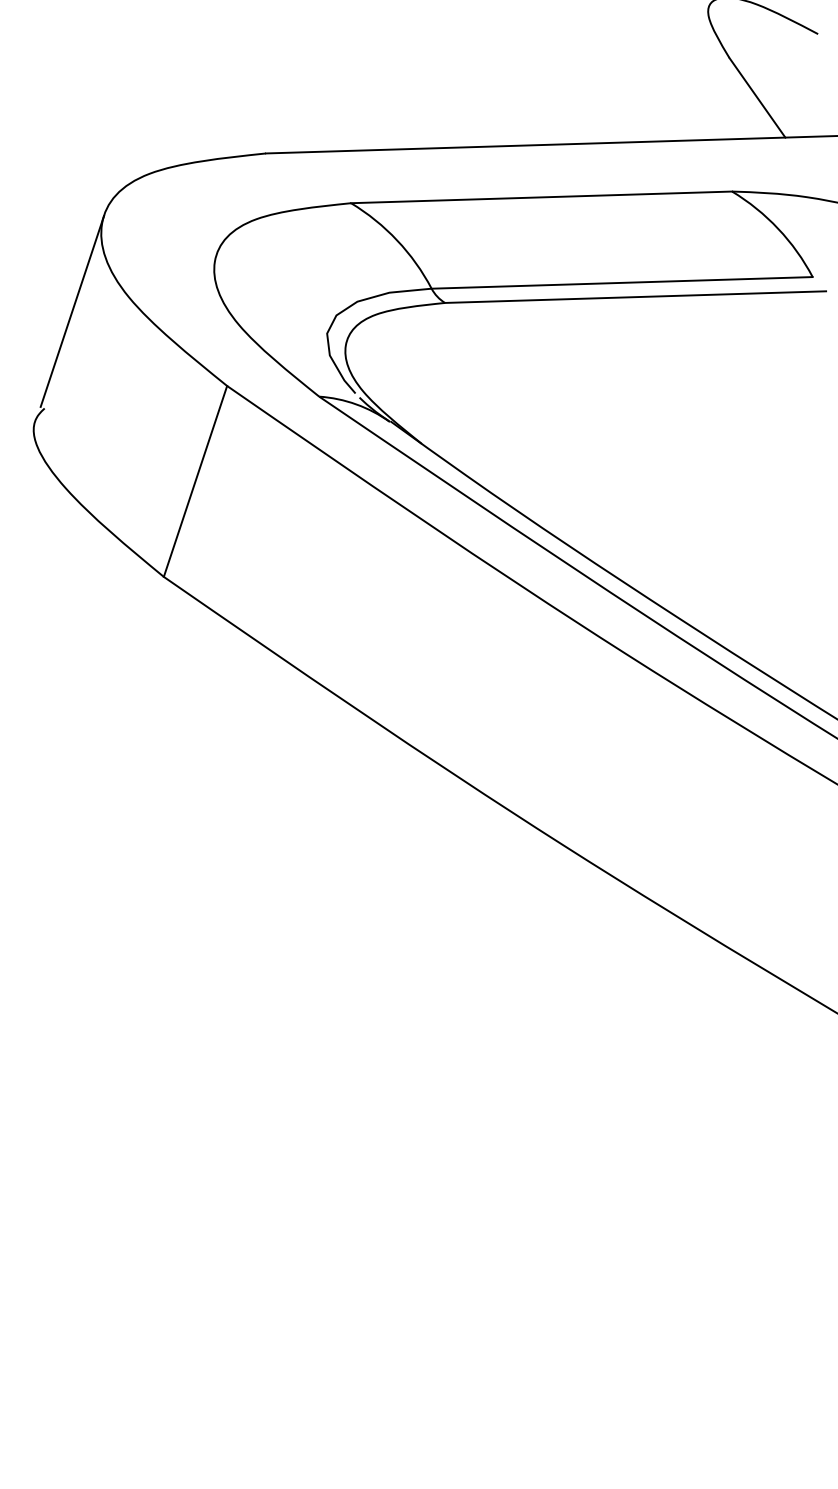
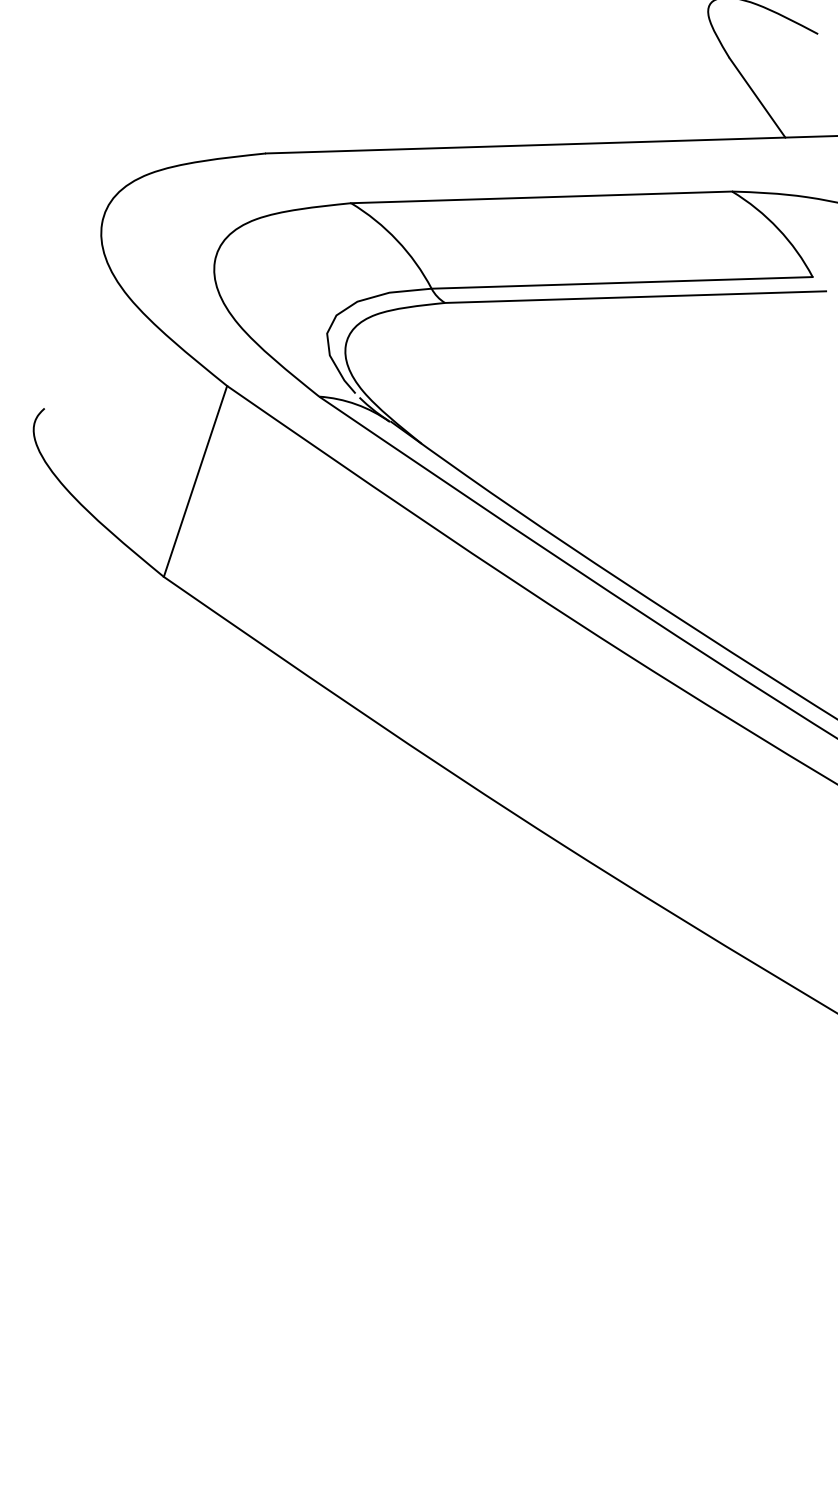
line: present -> none (72, 311)
